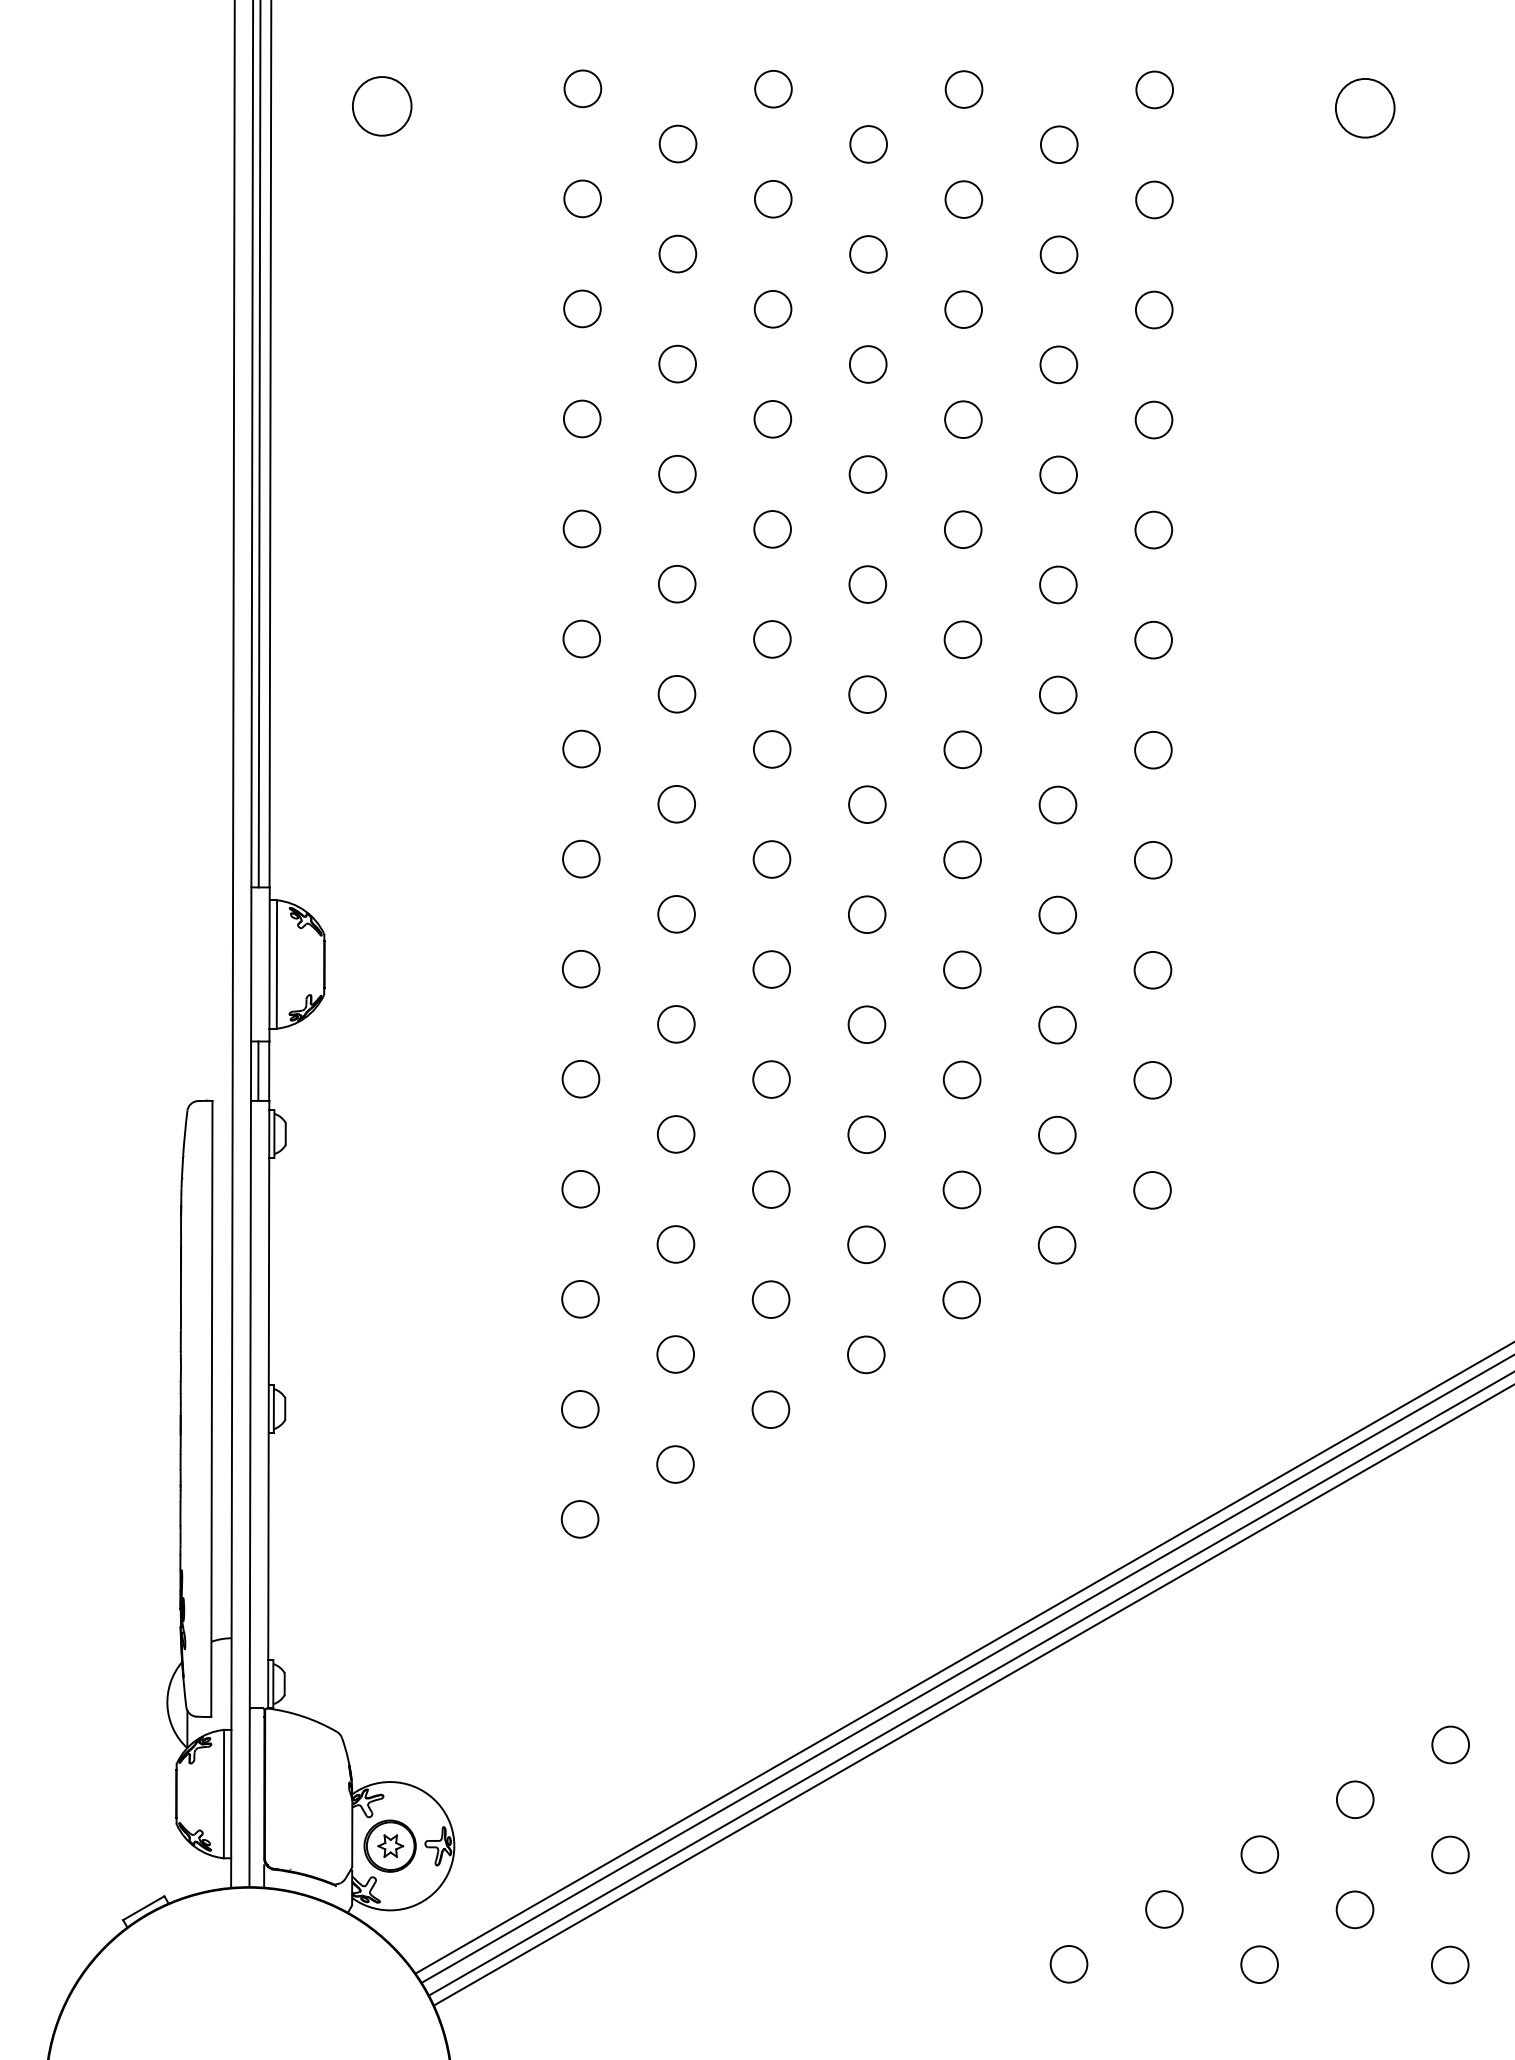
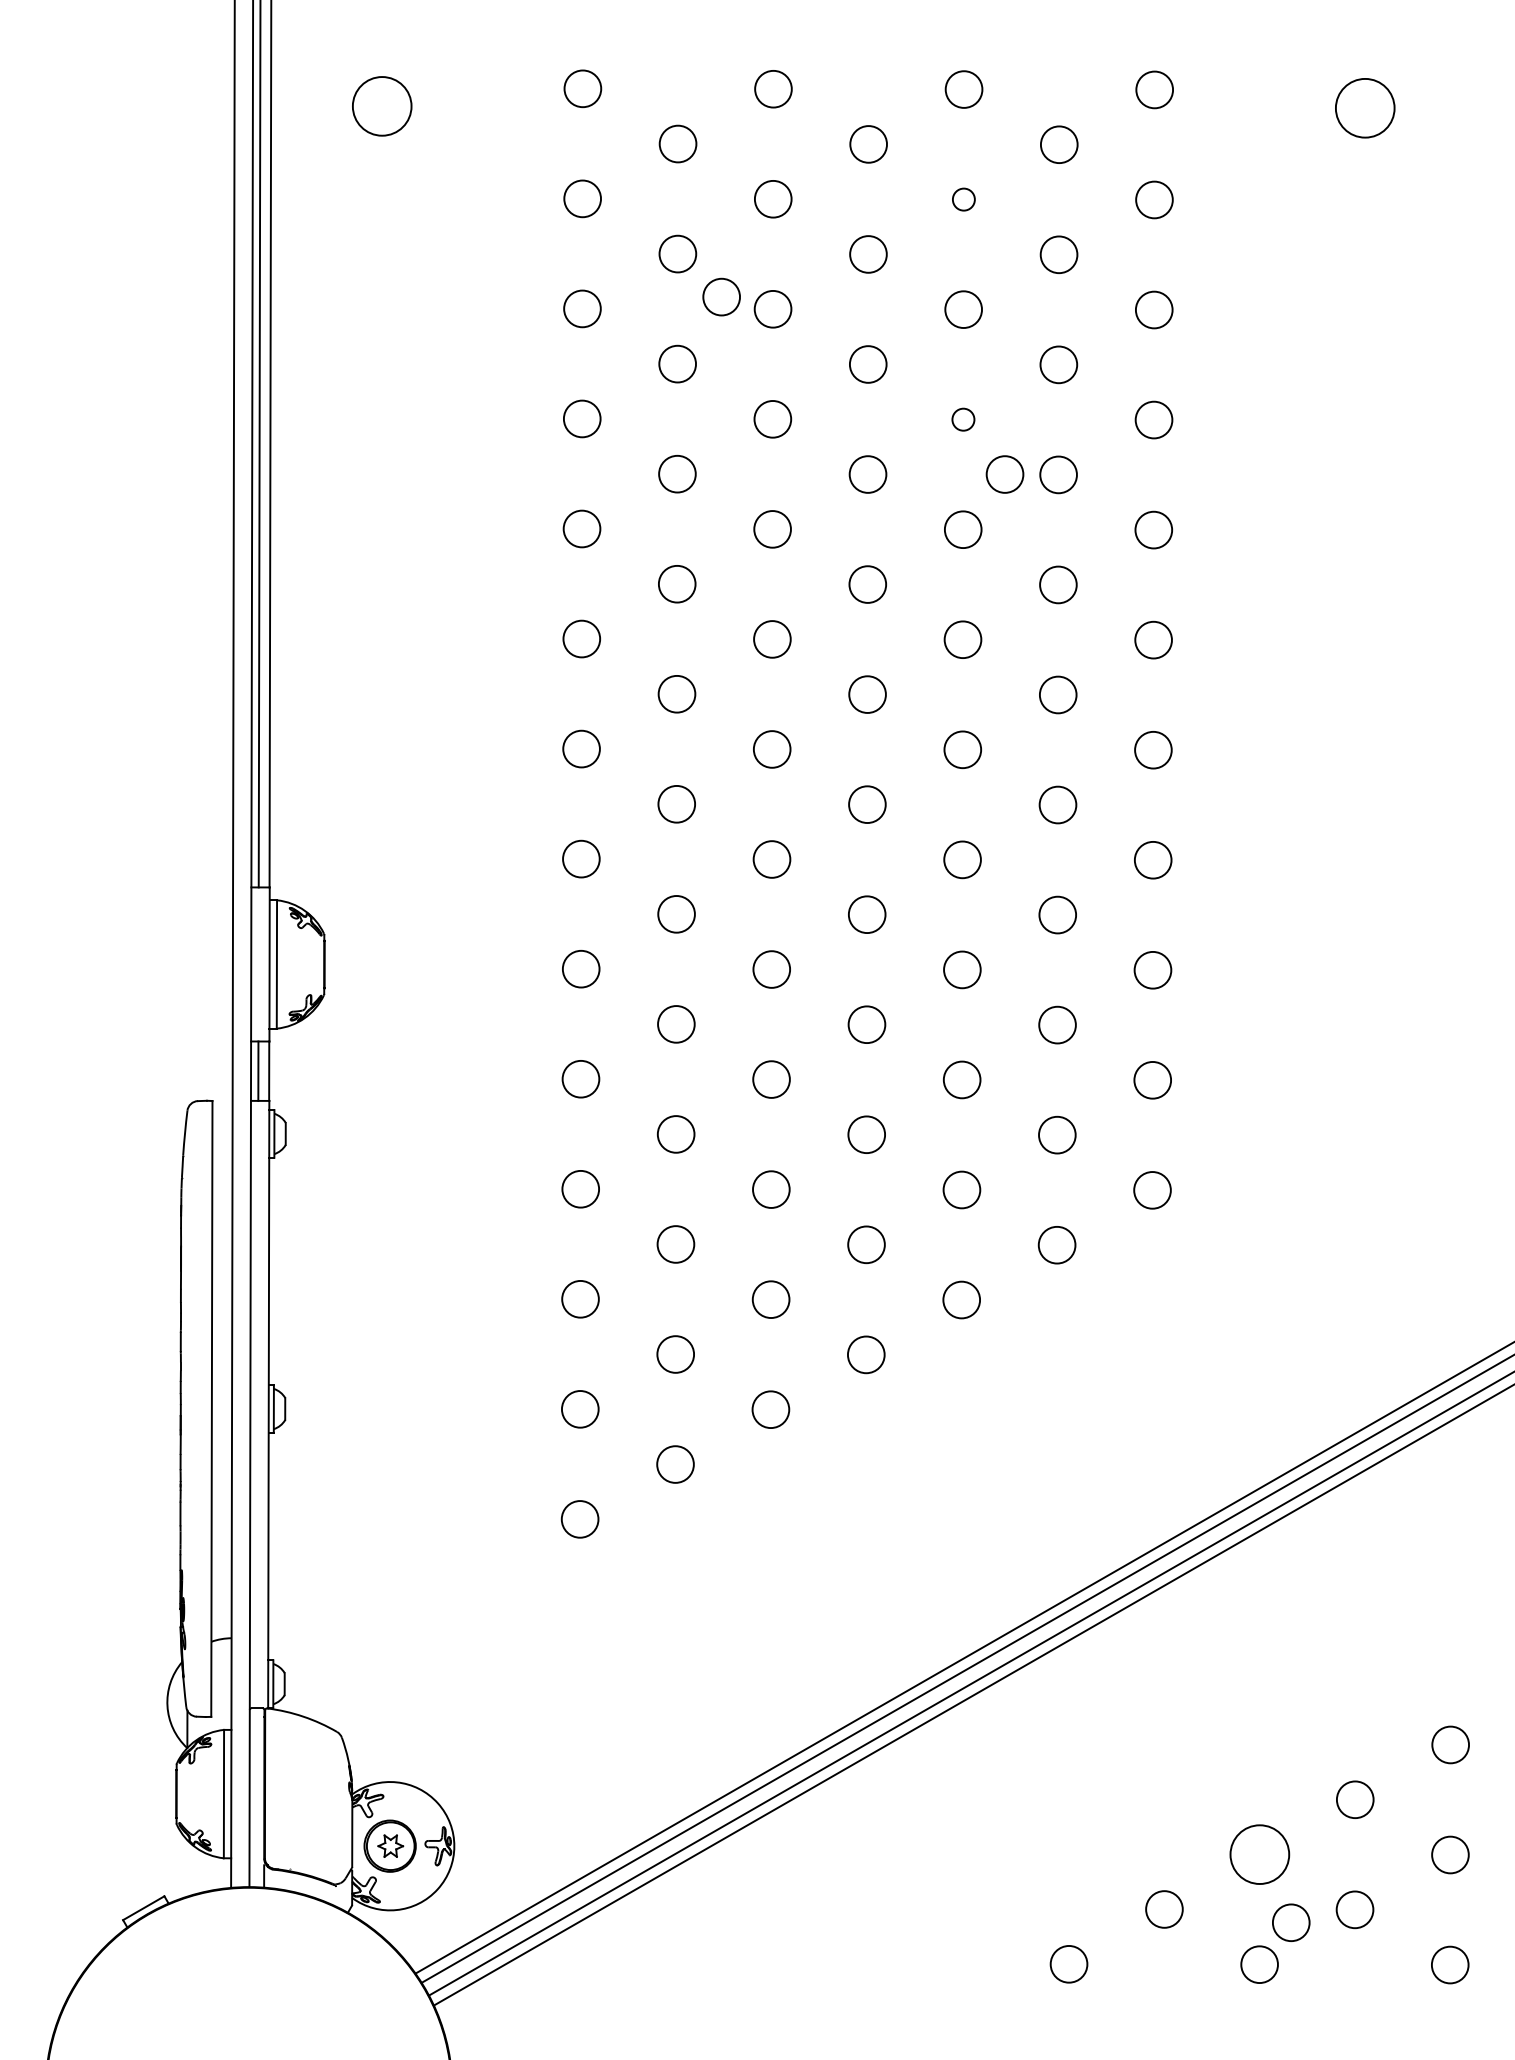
circle diameter: 37 px -> 22 px (963, 199)
circle: none -> present (721, 296)
circle diameter: 37 px -> 22 px (963, 419)
circle: none -> present (1004, 474)
circle diameter: 37 px -> 59 px (1259, 1854)
circle: none -> present (1291, 1922)
